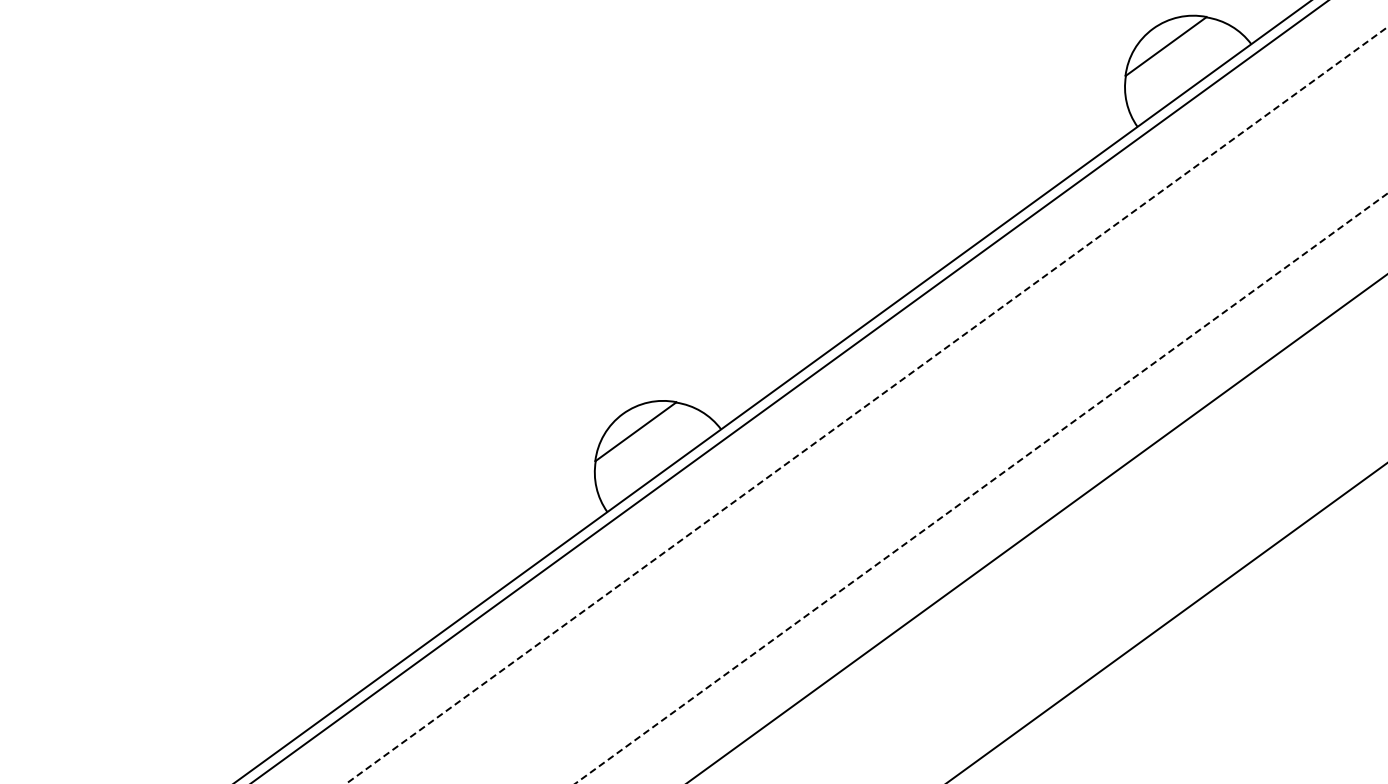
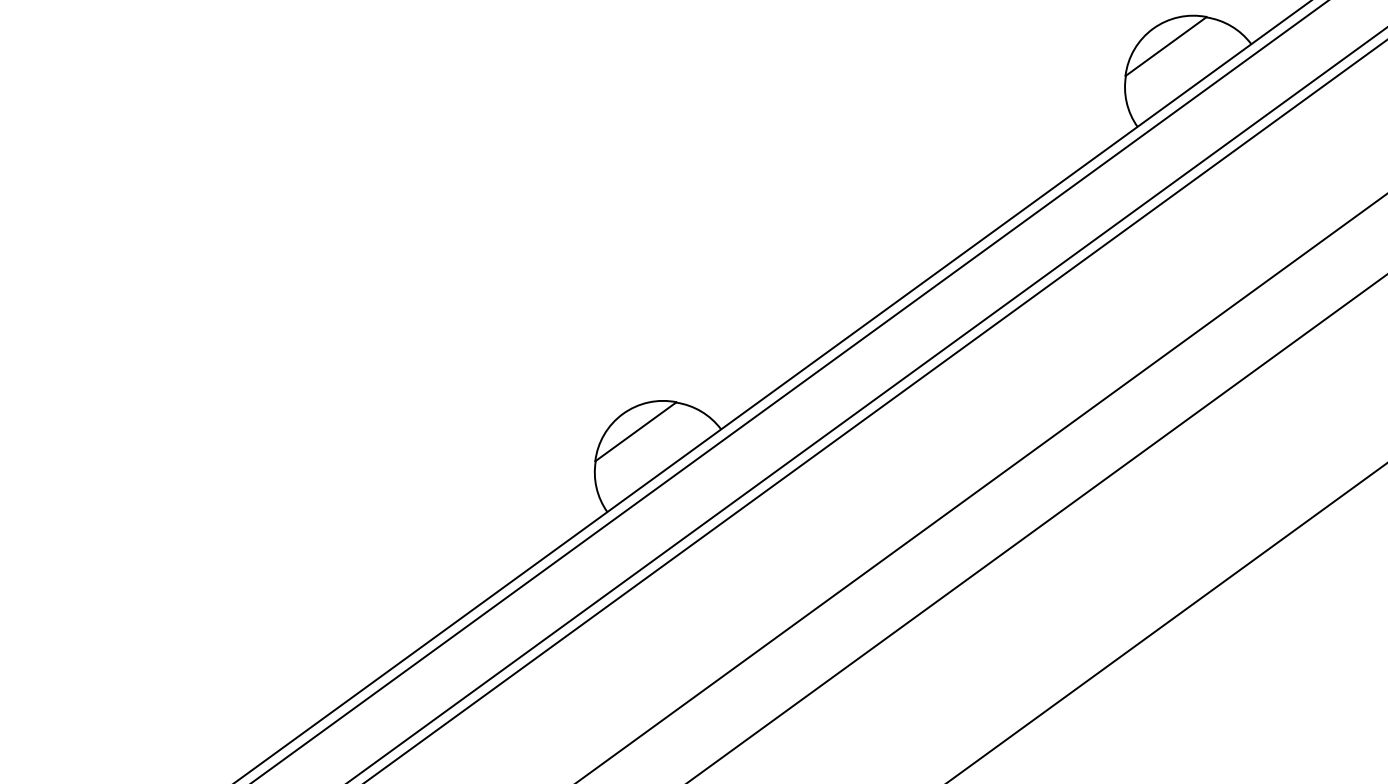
line: dashed -> solid (866, 405)
line: none -> present (875, 410)
line: dashed -> solid (981, 488)
